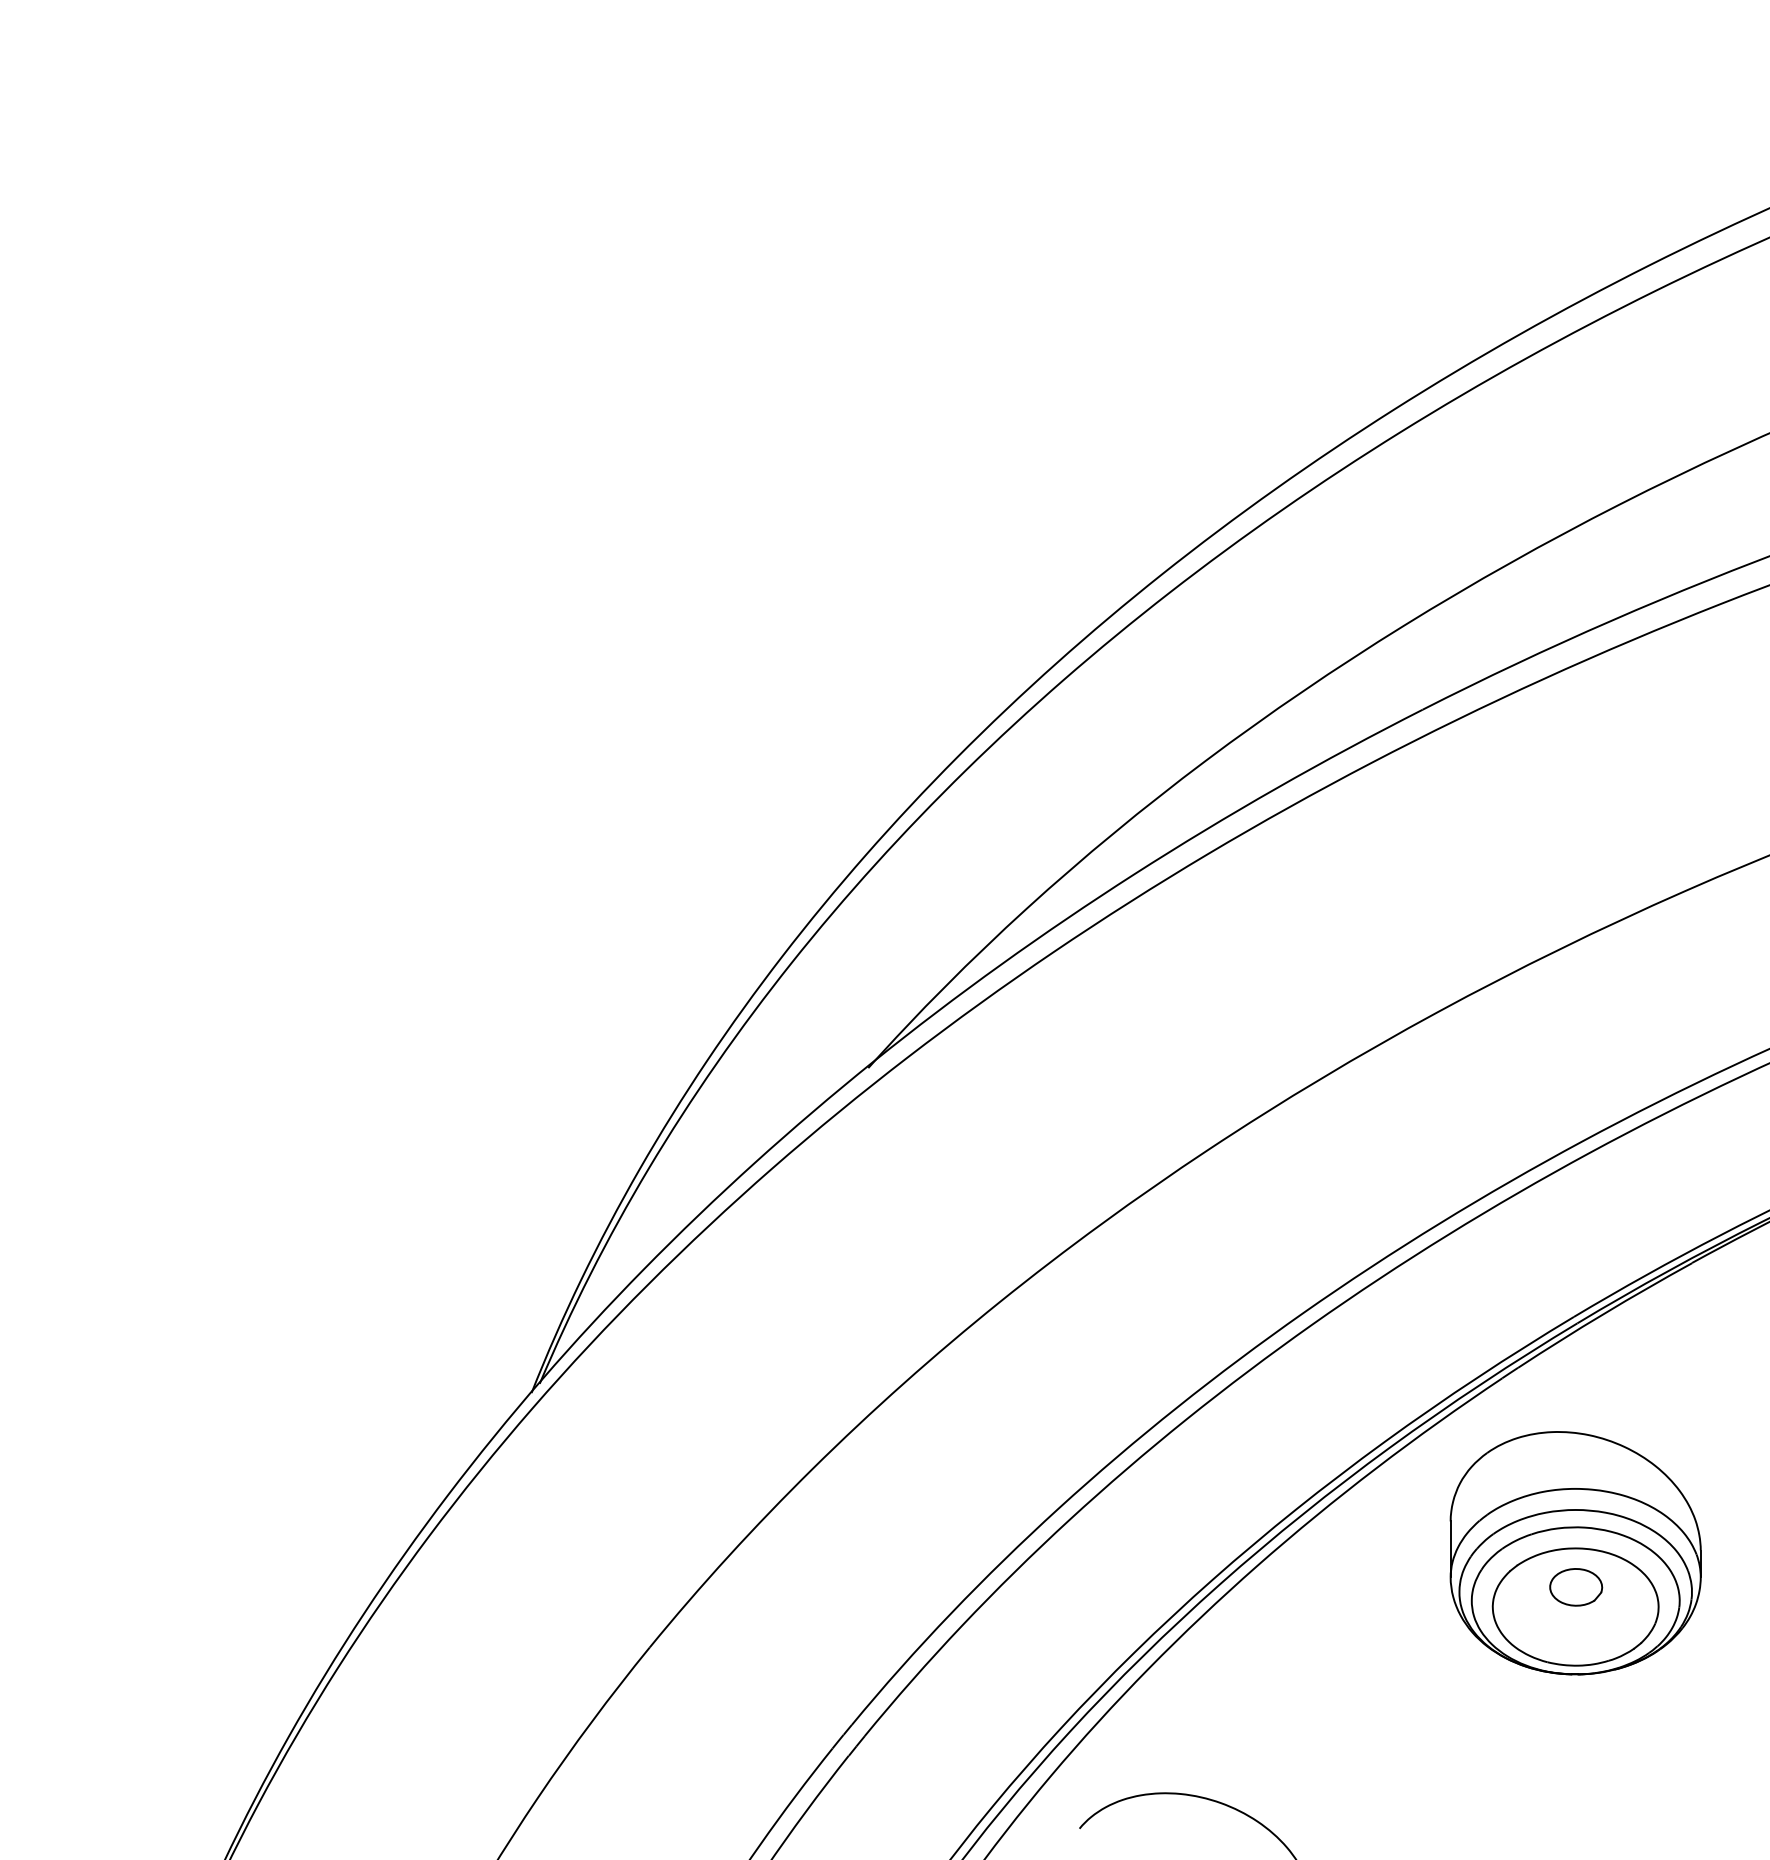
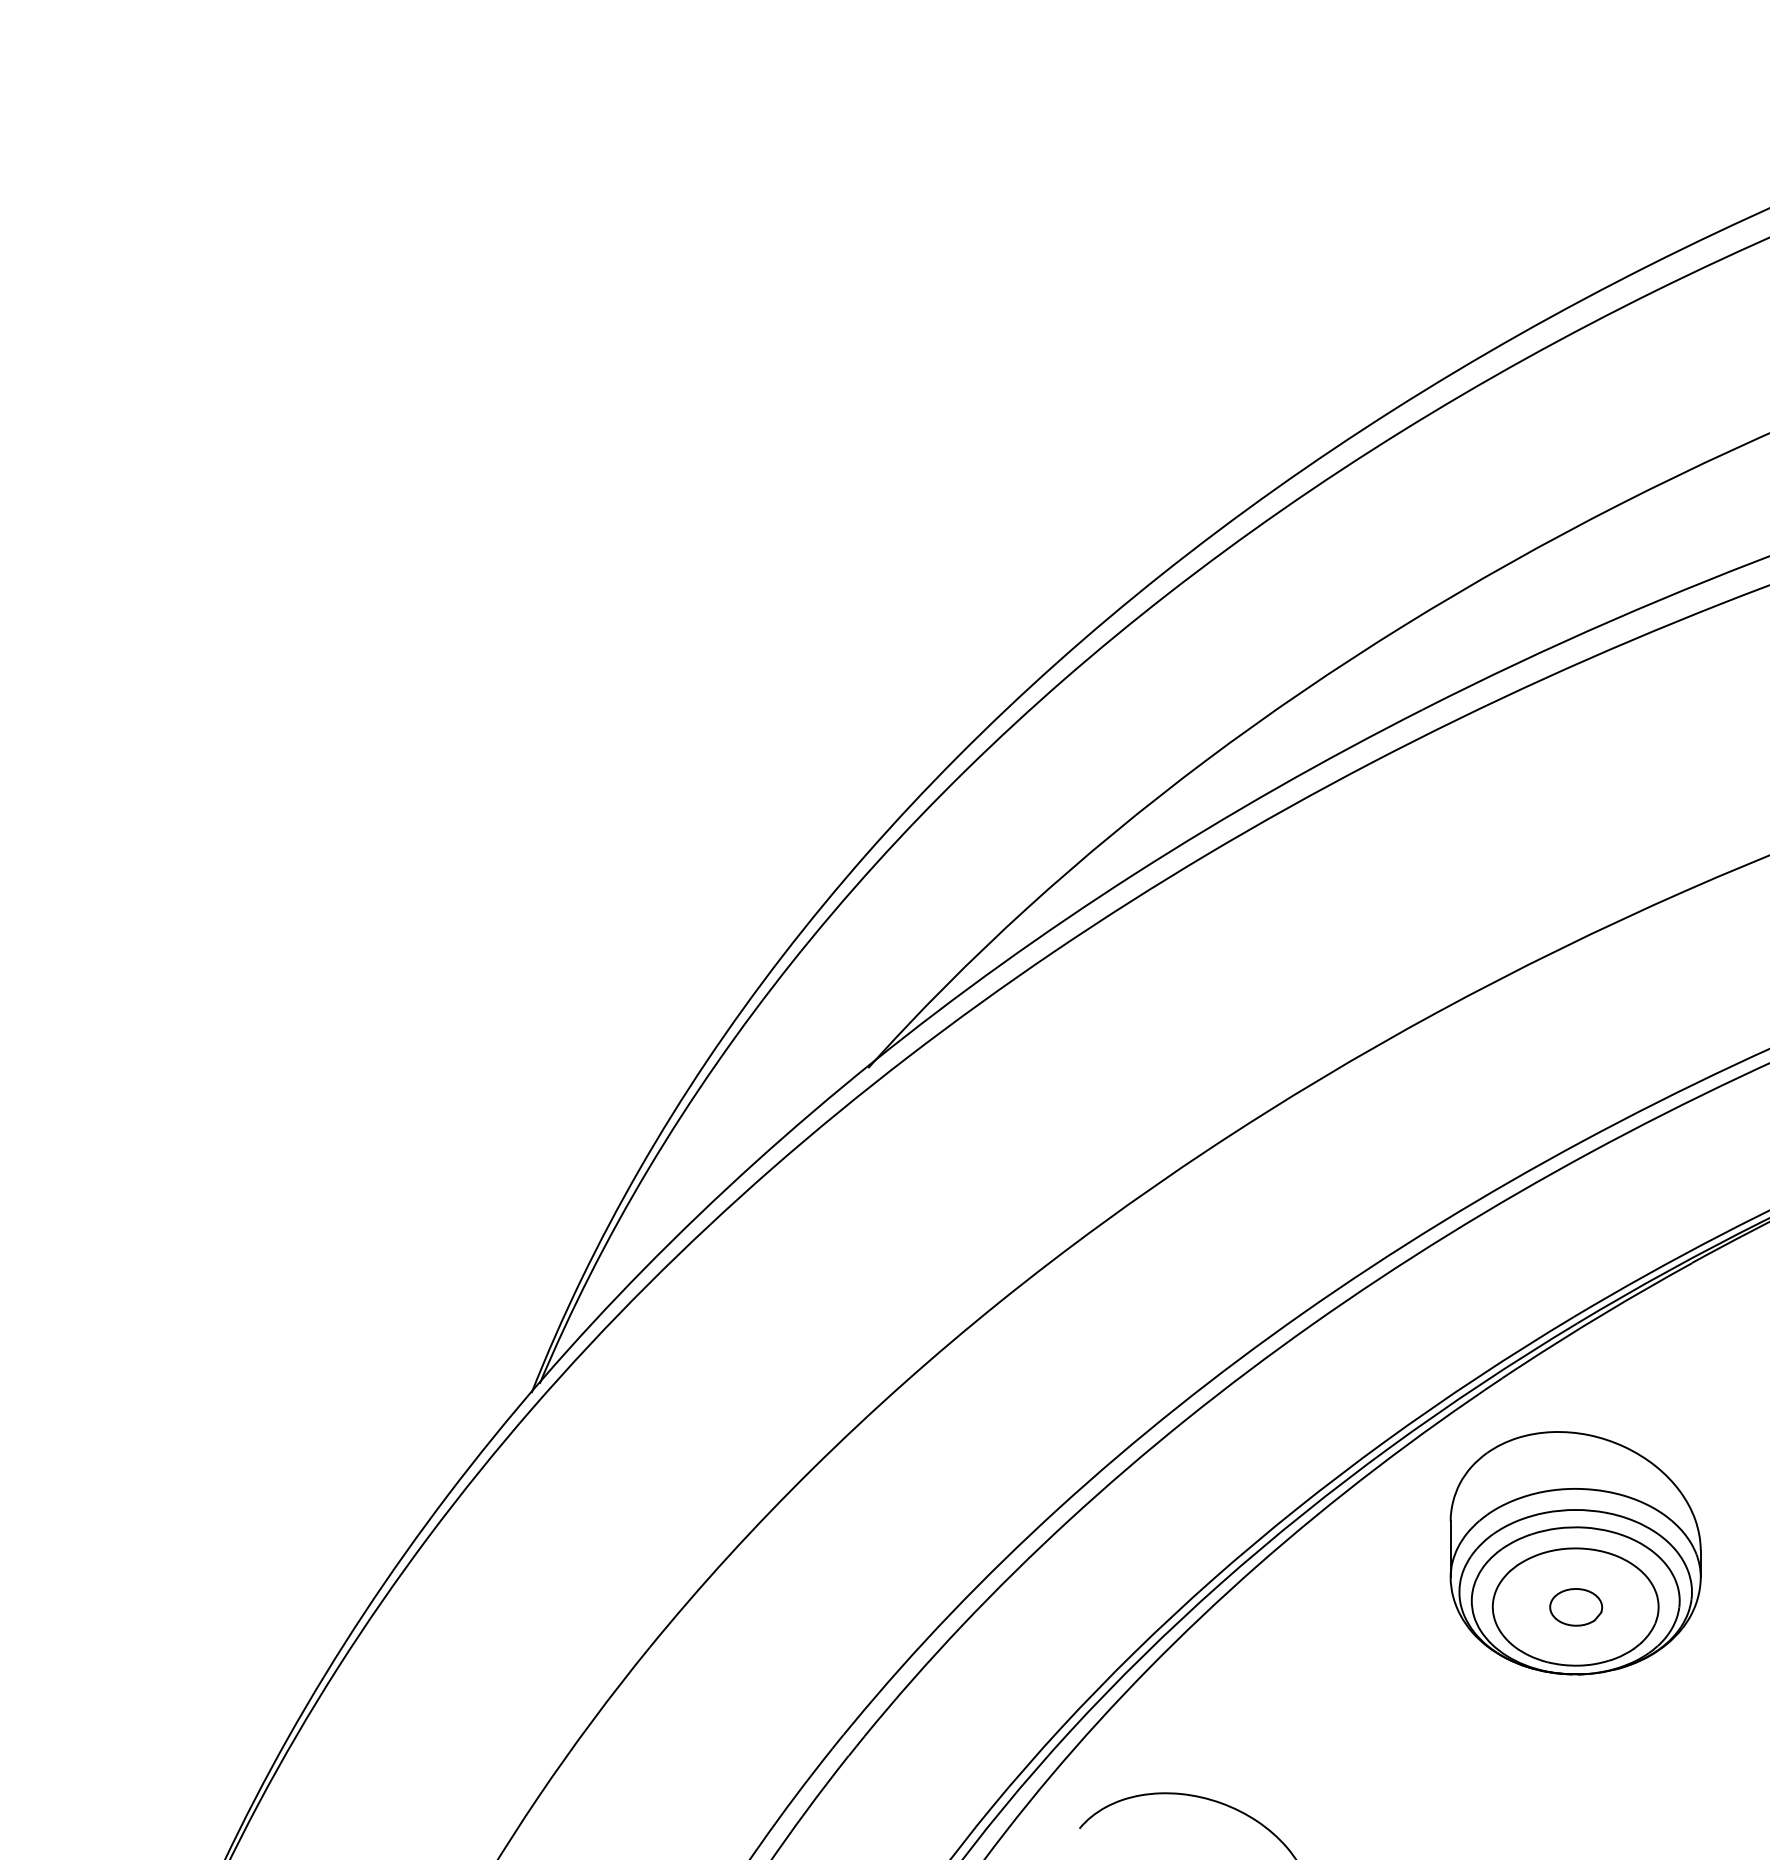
part position: (1576, 1587) -> (1576, 1607) (1576, 1607)
